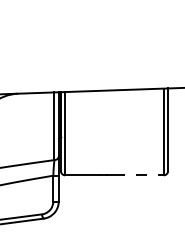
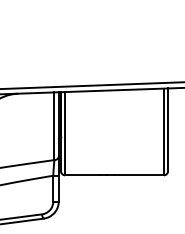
line: none -> present (91, 85)
line: dashed -> solid (139, 175)
